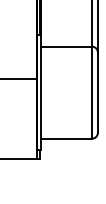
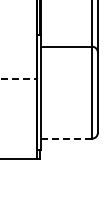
line: solid -> dashed (18, 78)
line: solid -> dashed (67, 138)
